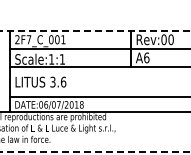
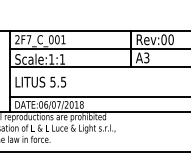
line: dashed -> solid (95, 30)
text: A6 -> A3 (146, 57)
text: 3.6 -> 5.5 (58, 81)
line: dashed -> solid (95, 151)
